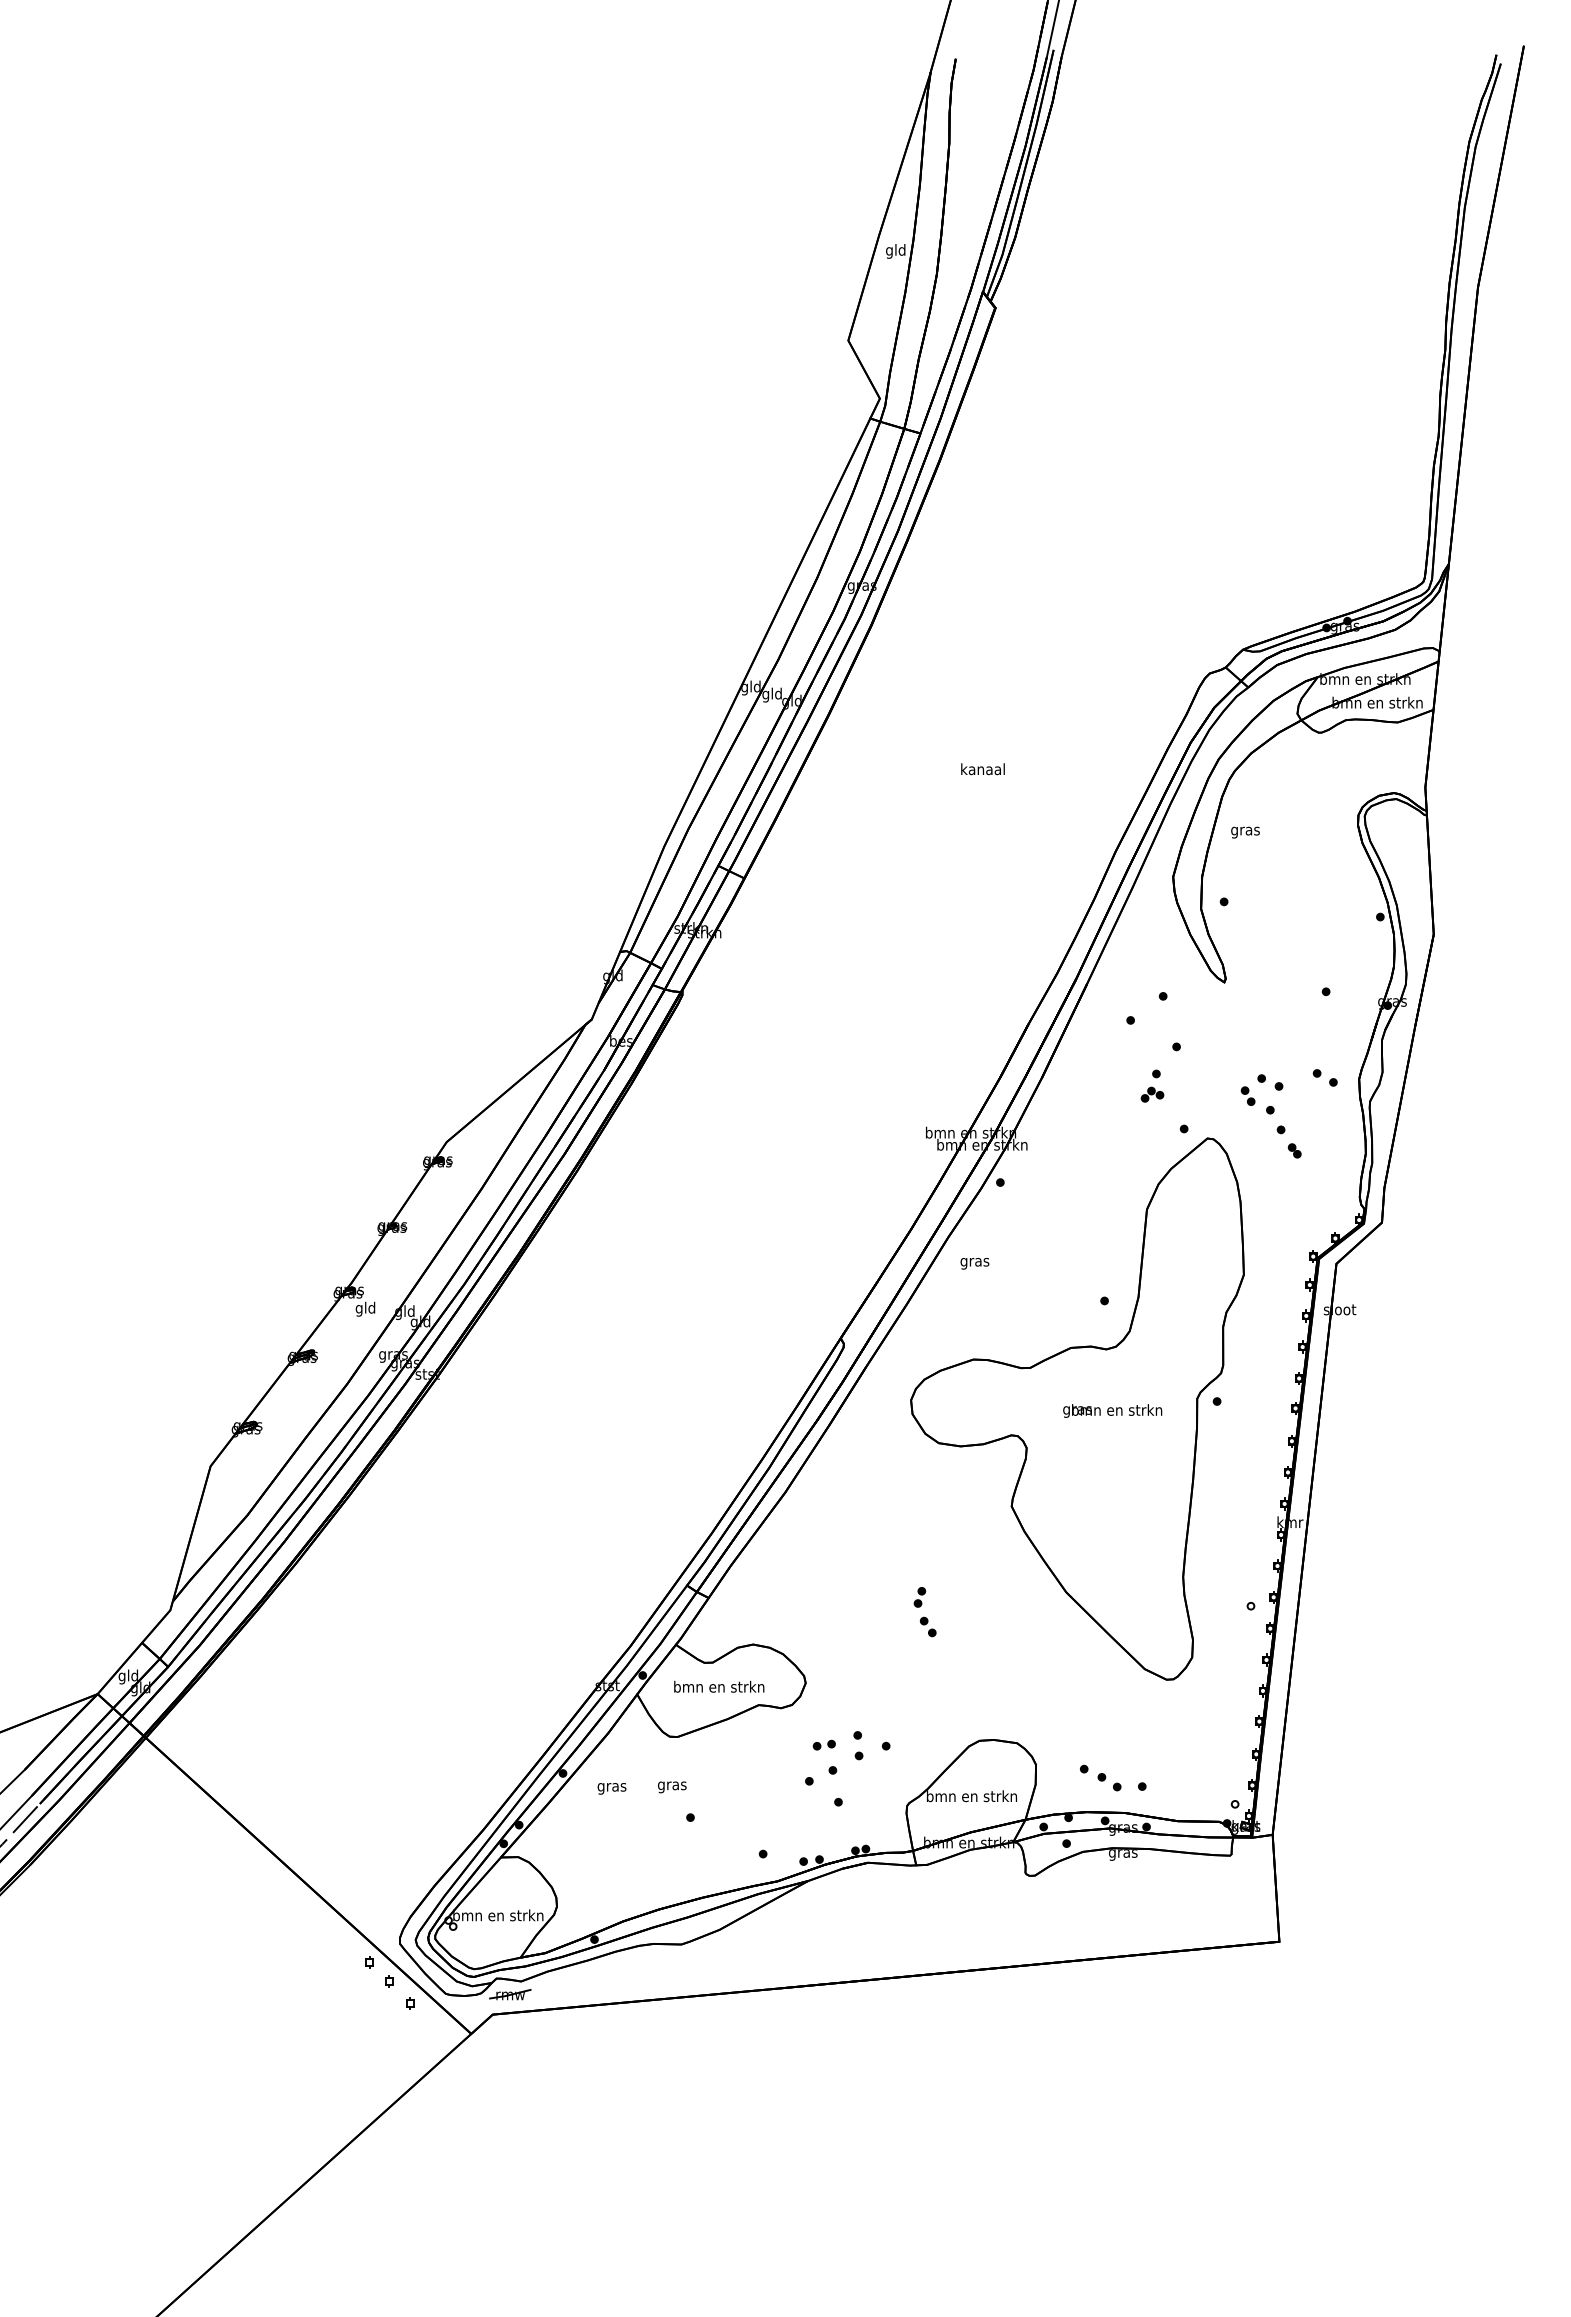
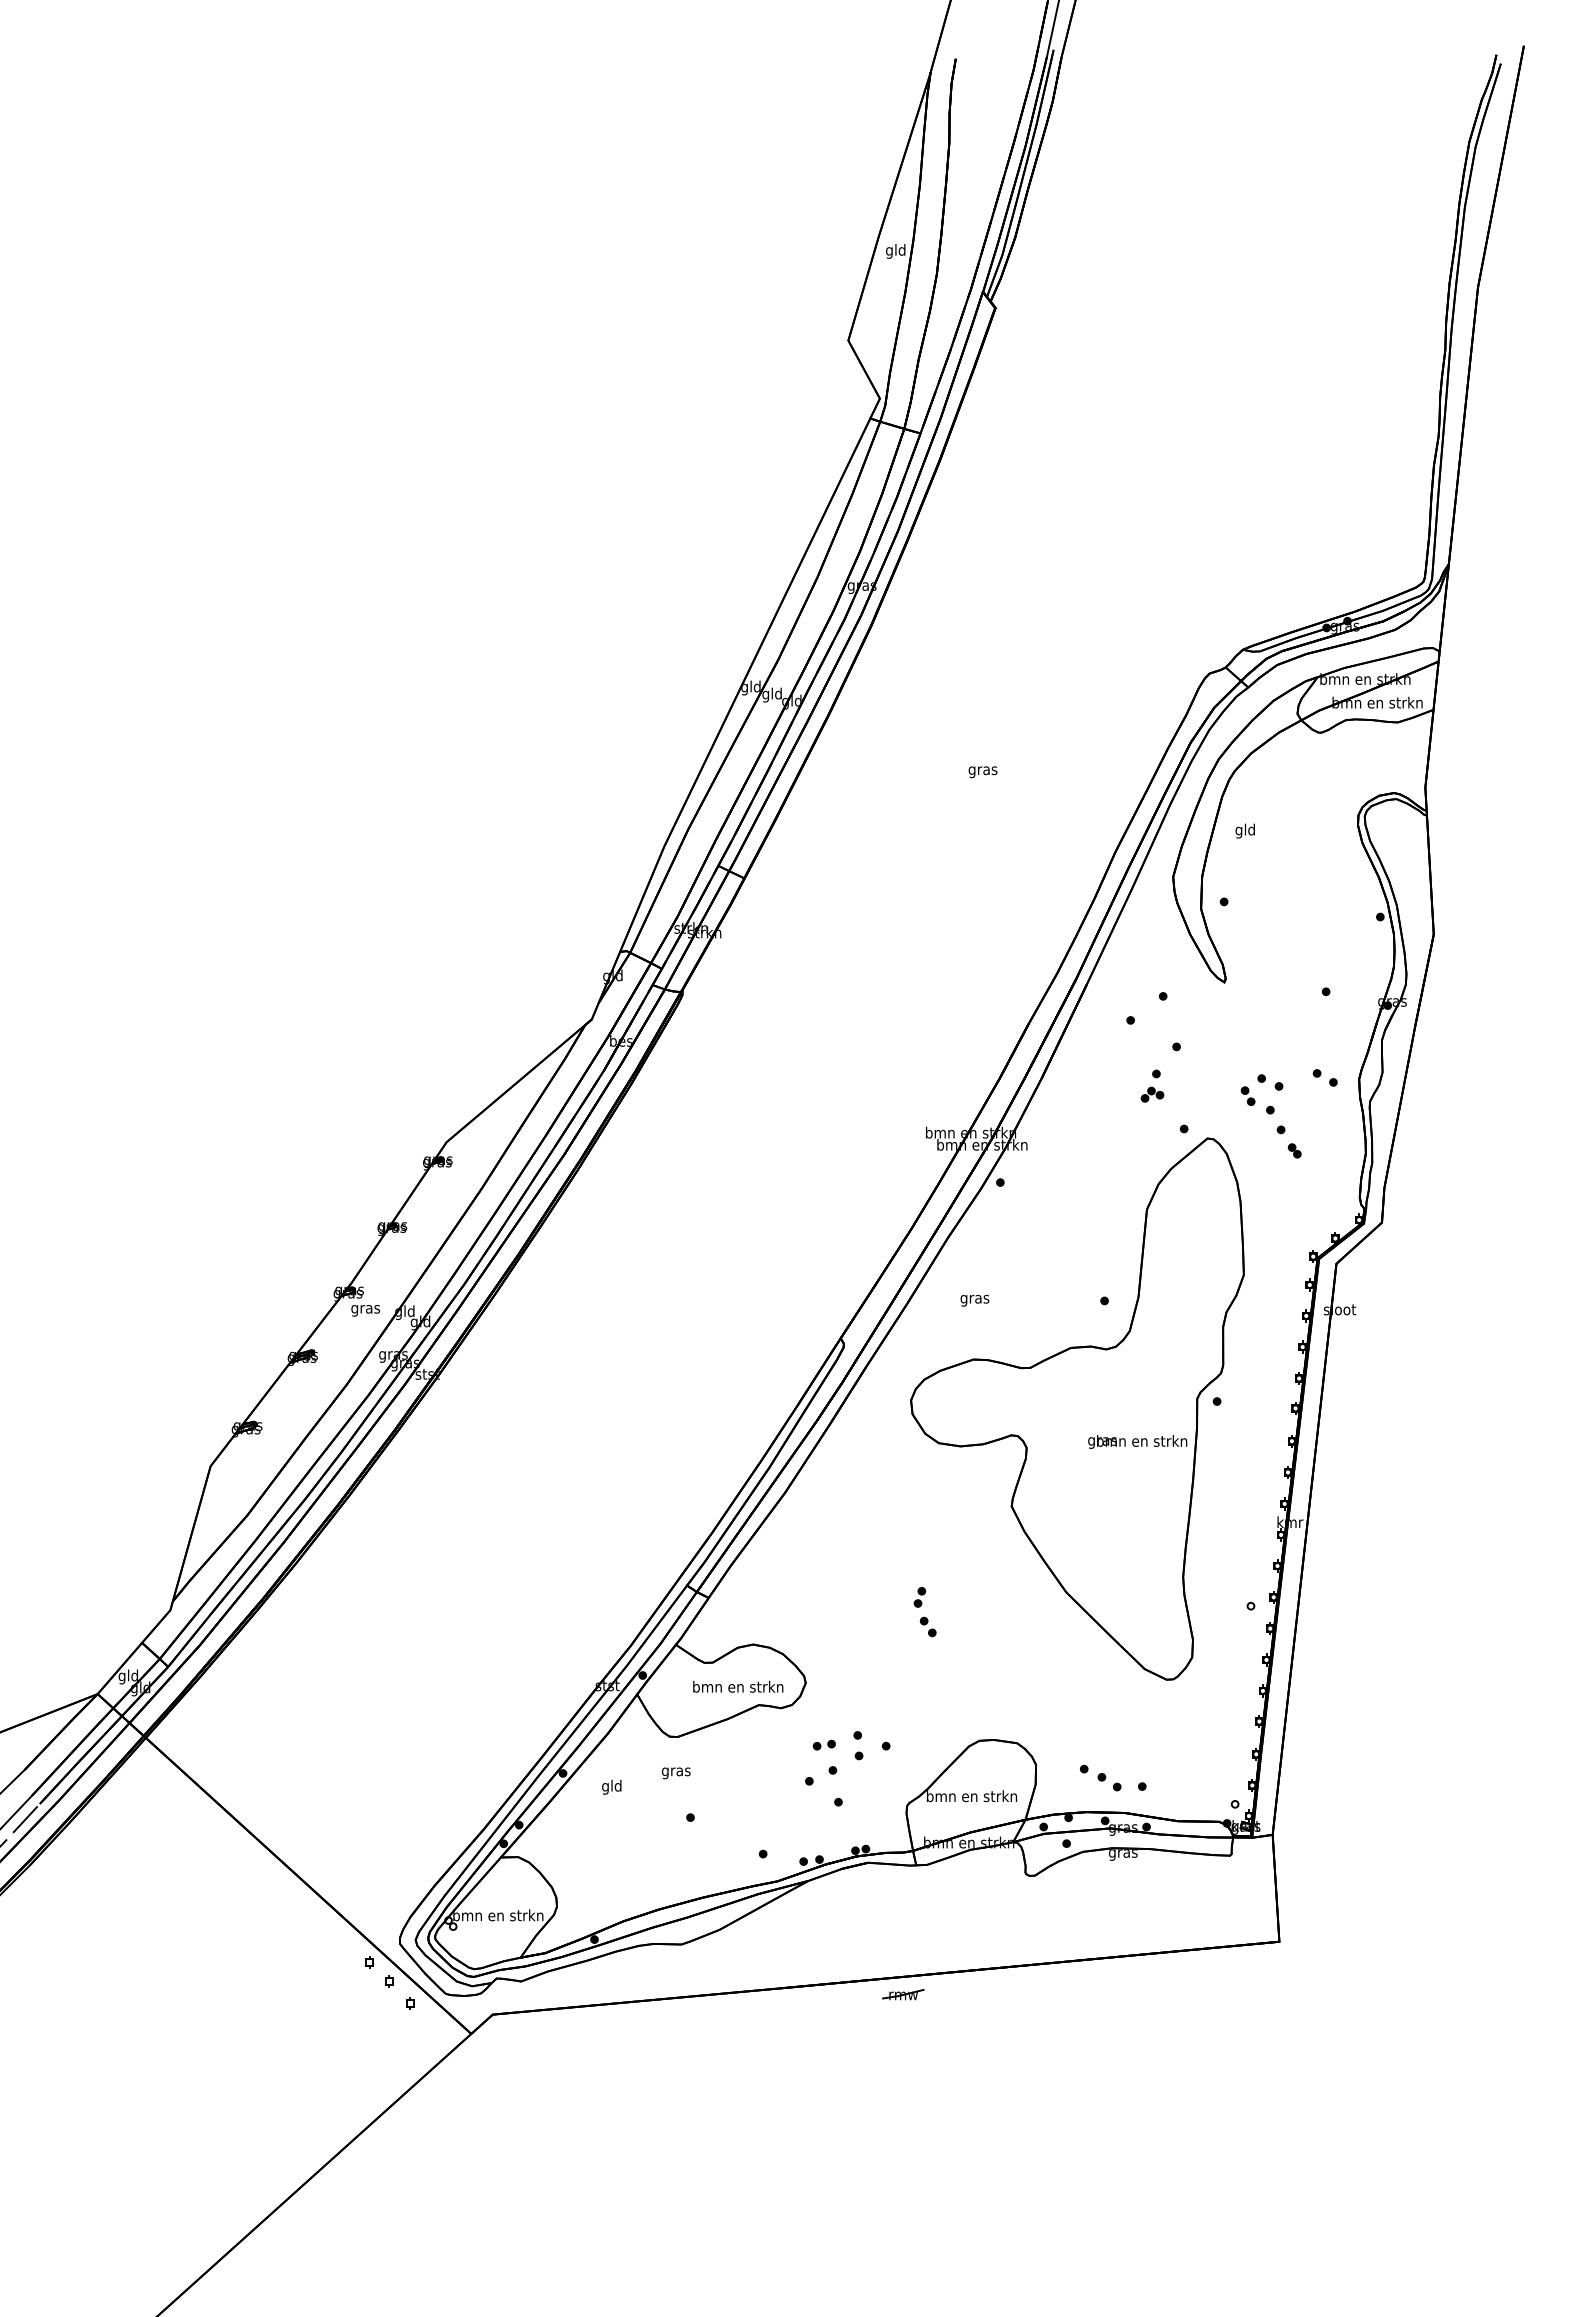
text: kanaal -> gras (982, 770)
text: gras -> gld (1245, 830)
text position: (974, 1263) -> (974, 1300) (974, 1300)
text: gld -> gras (365, 1308)
text position: (1112, 1410) -> (1137, 1441) (1137, 1441)
text position: (719, 1686) -> (738, 1686) (738, 1686)
text: gras -> gld (611, 1786)
text position: (672, 1787) -> (676, 1773) (676, 1773)
part position: (510, 1994) -> (903, 1994) (903, 1994)
